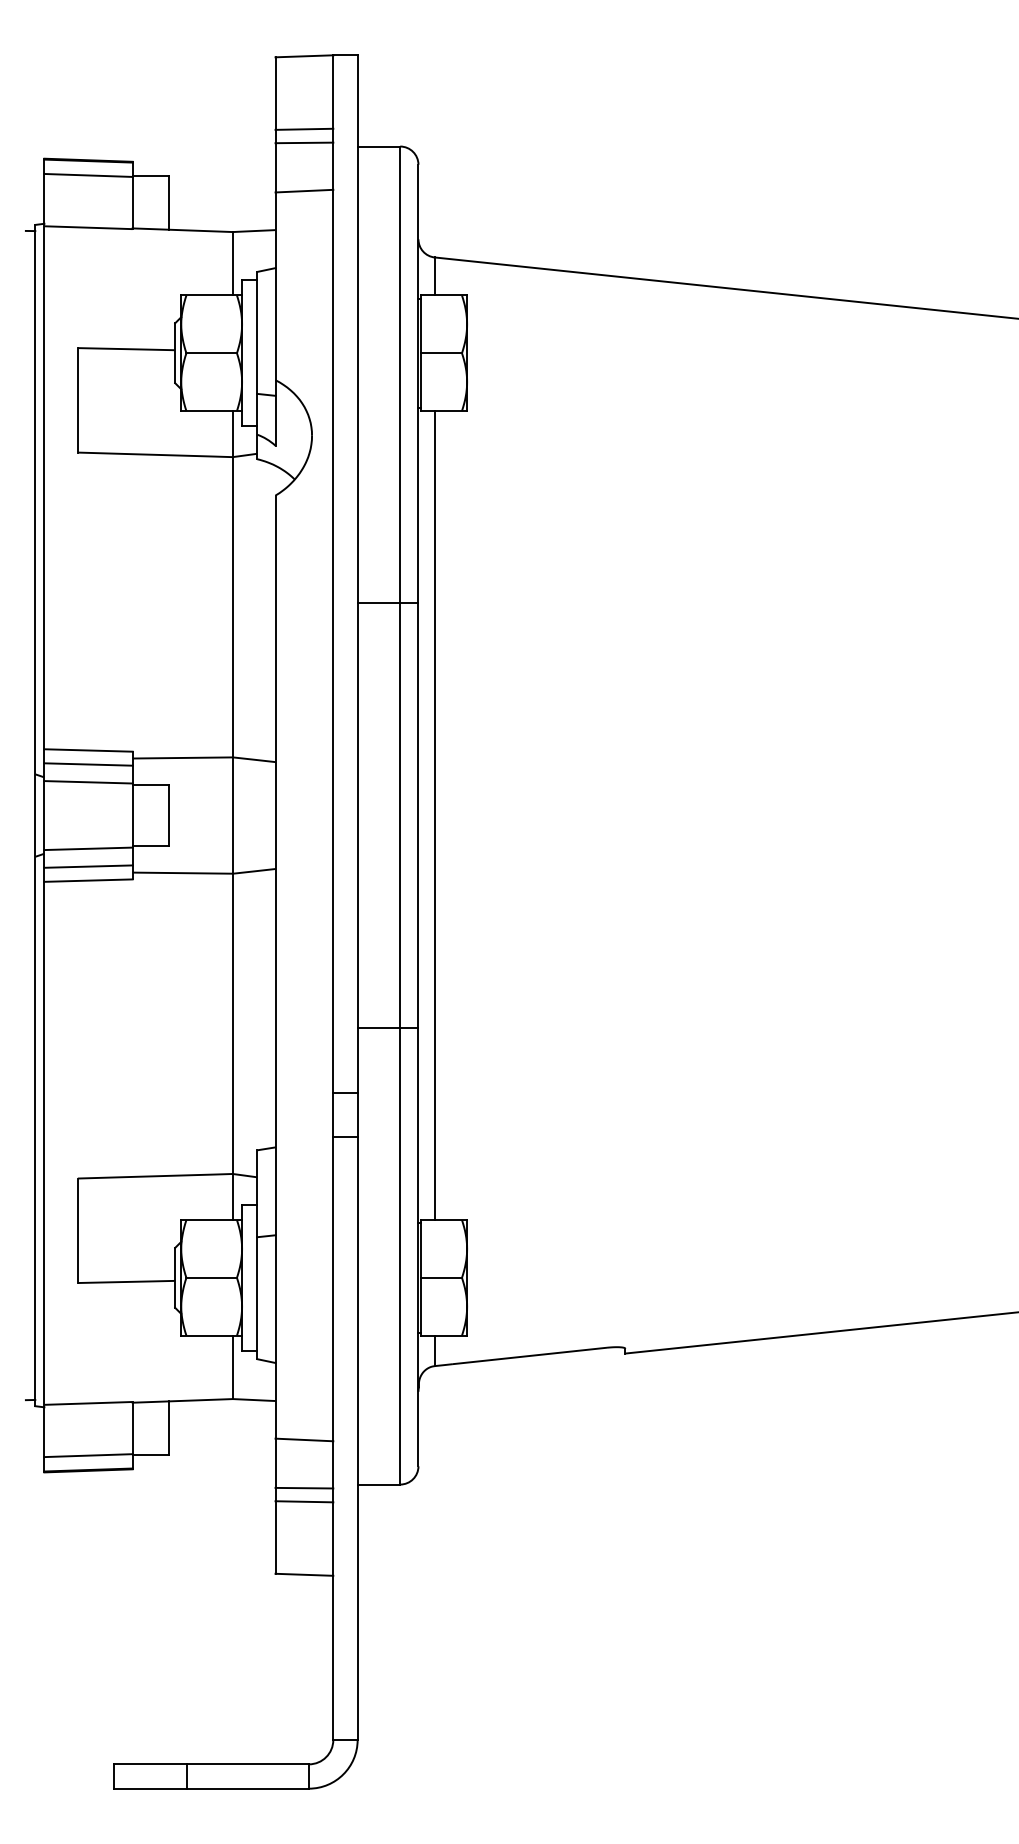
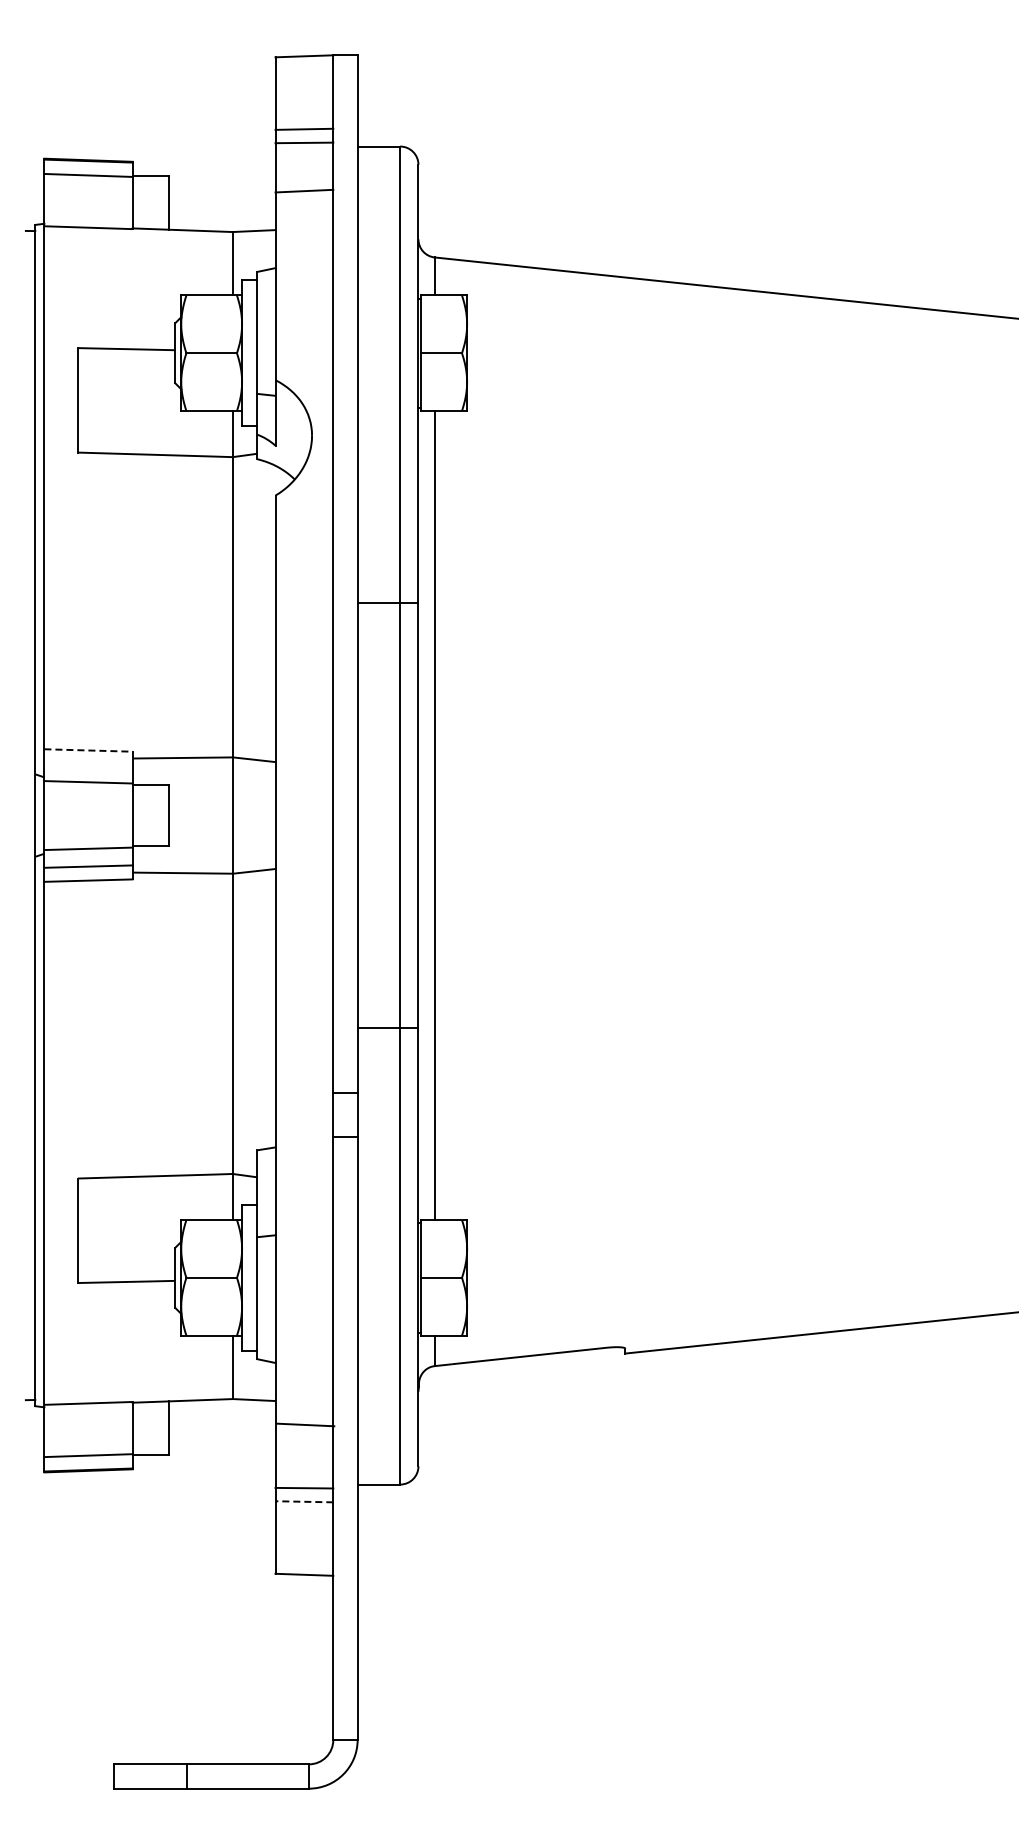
line: solid -> dashed (89, 750)
line: present -> none (88, 764)
line position: (304, 1439) -> (305, 1424) (305, 1424)
line: solid -> dashed (304, 1501)
